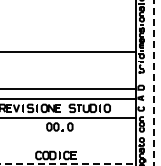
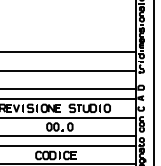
line: none -> present (68, 70)
line: dashed -> solid (154, 82)
line: none -> present (68, 136)
line: none -> present (68, 145)
line: dashed -> solid (68, 164)
